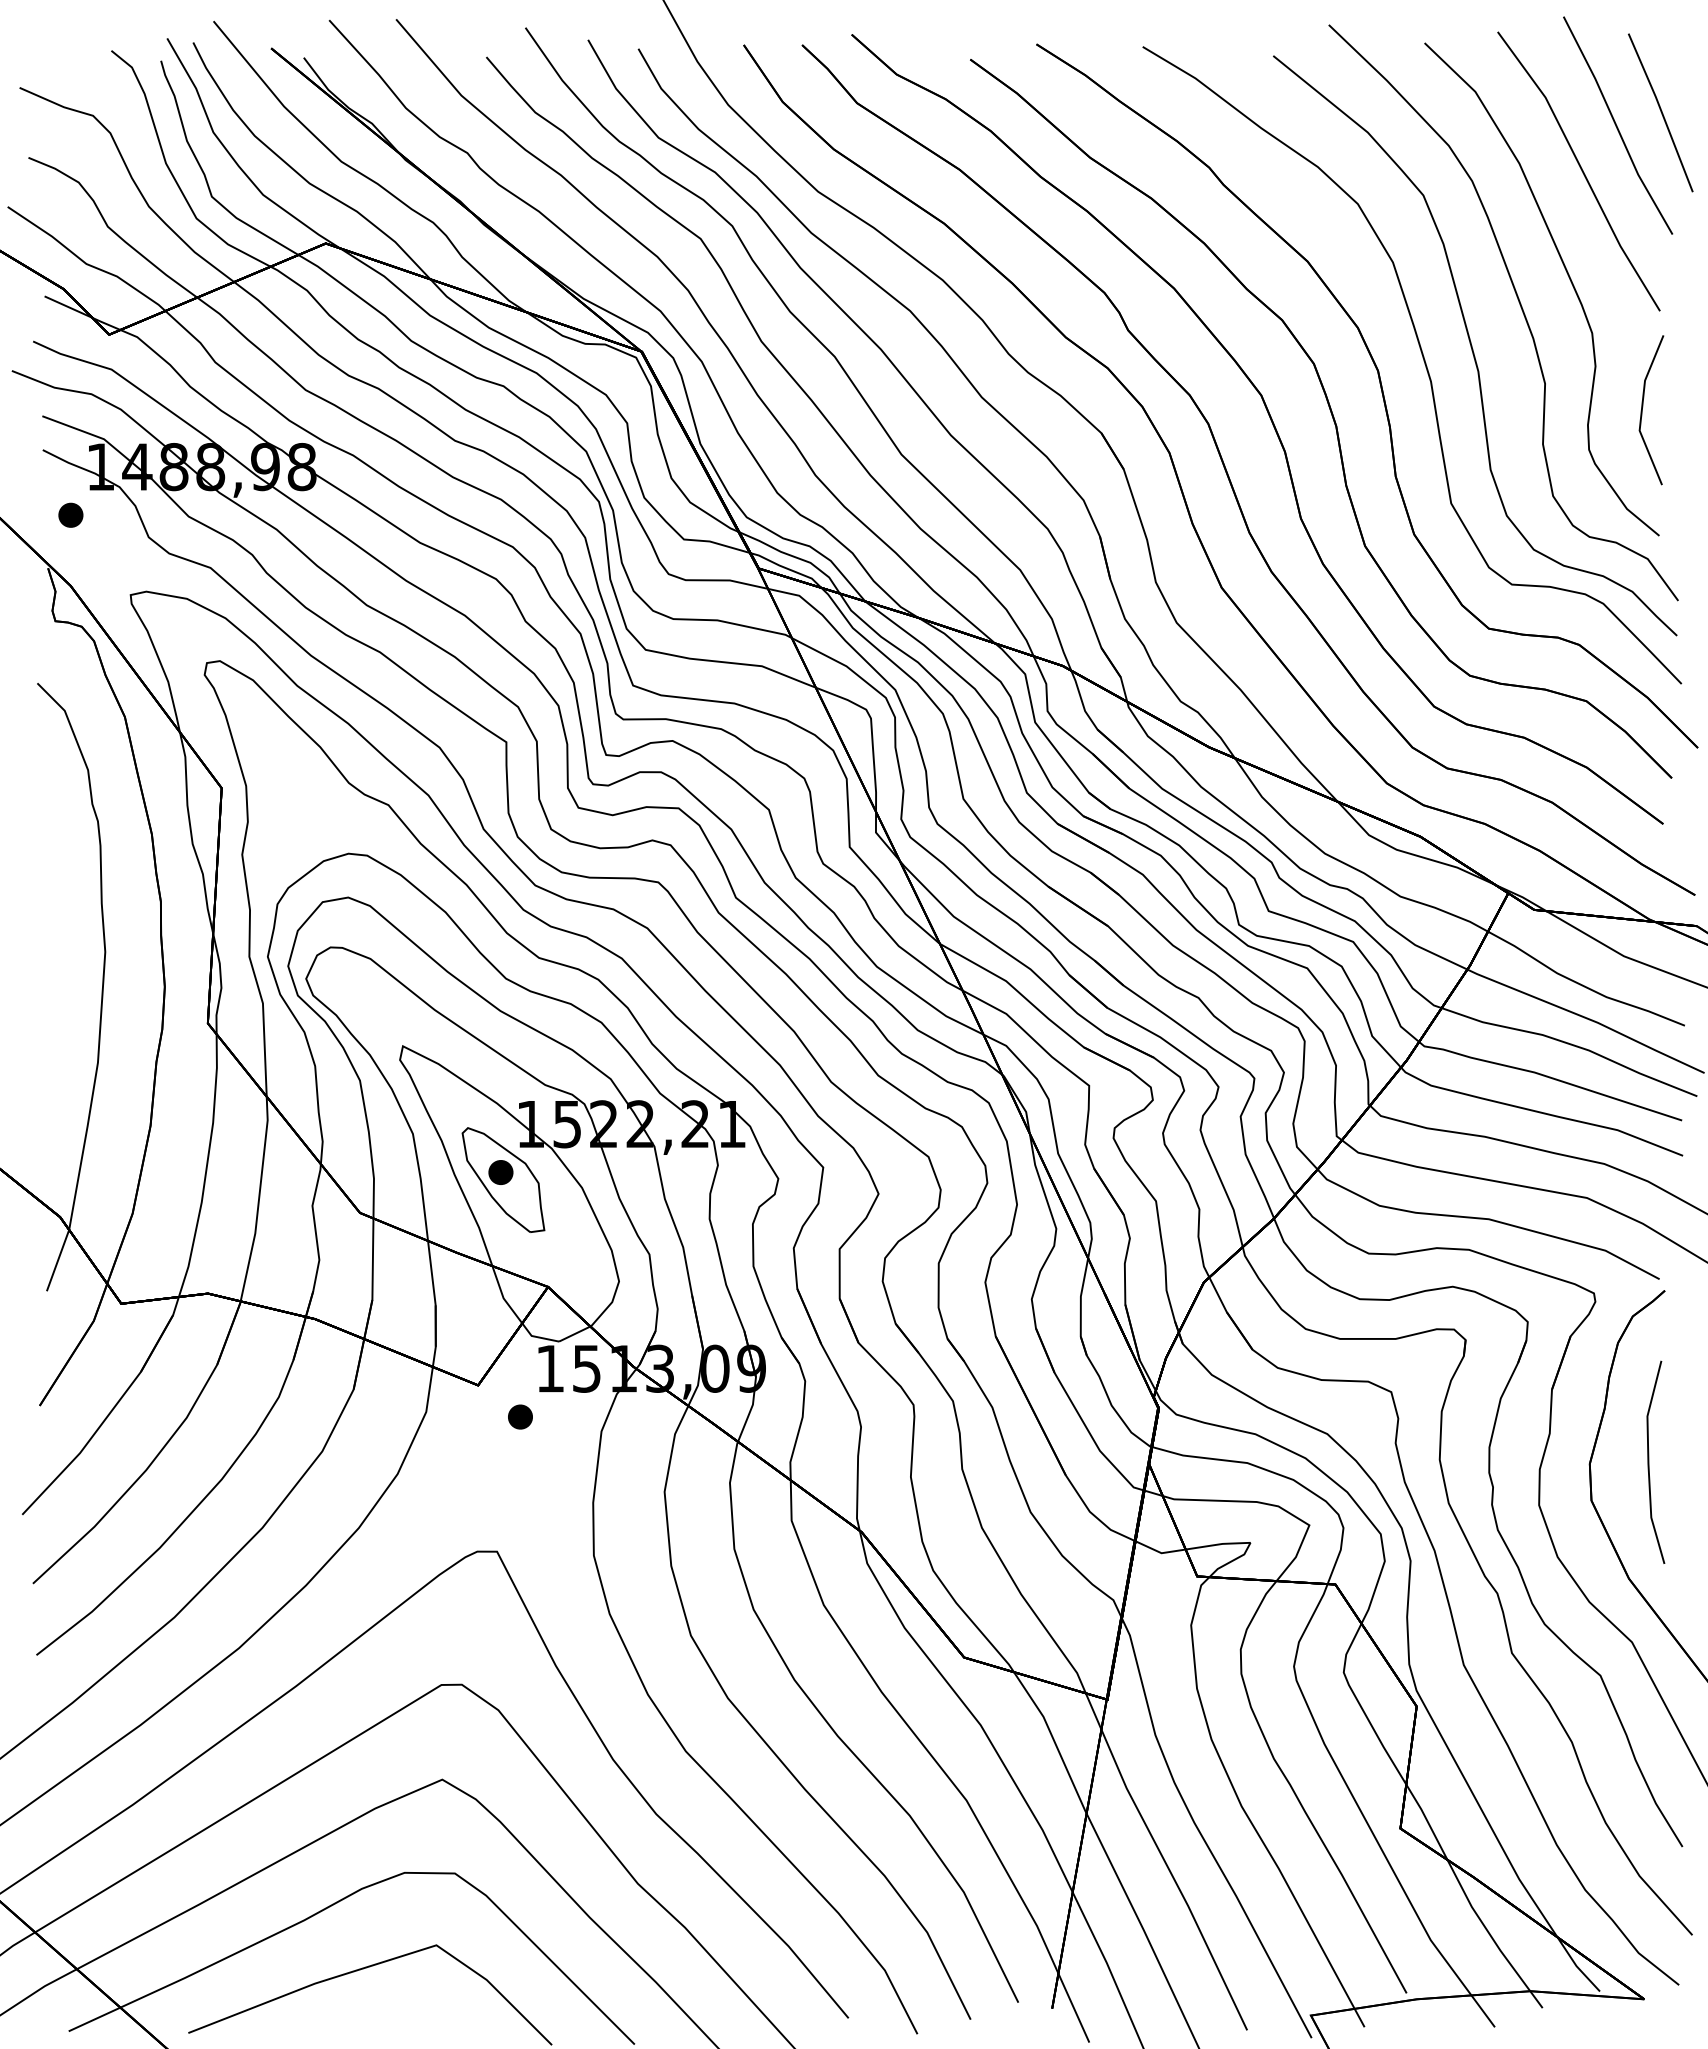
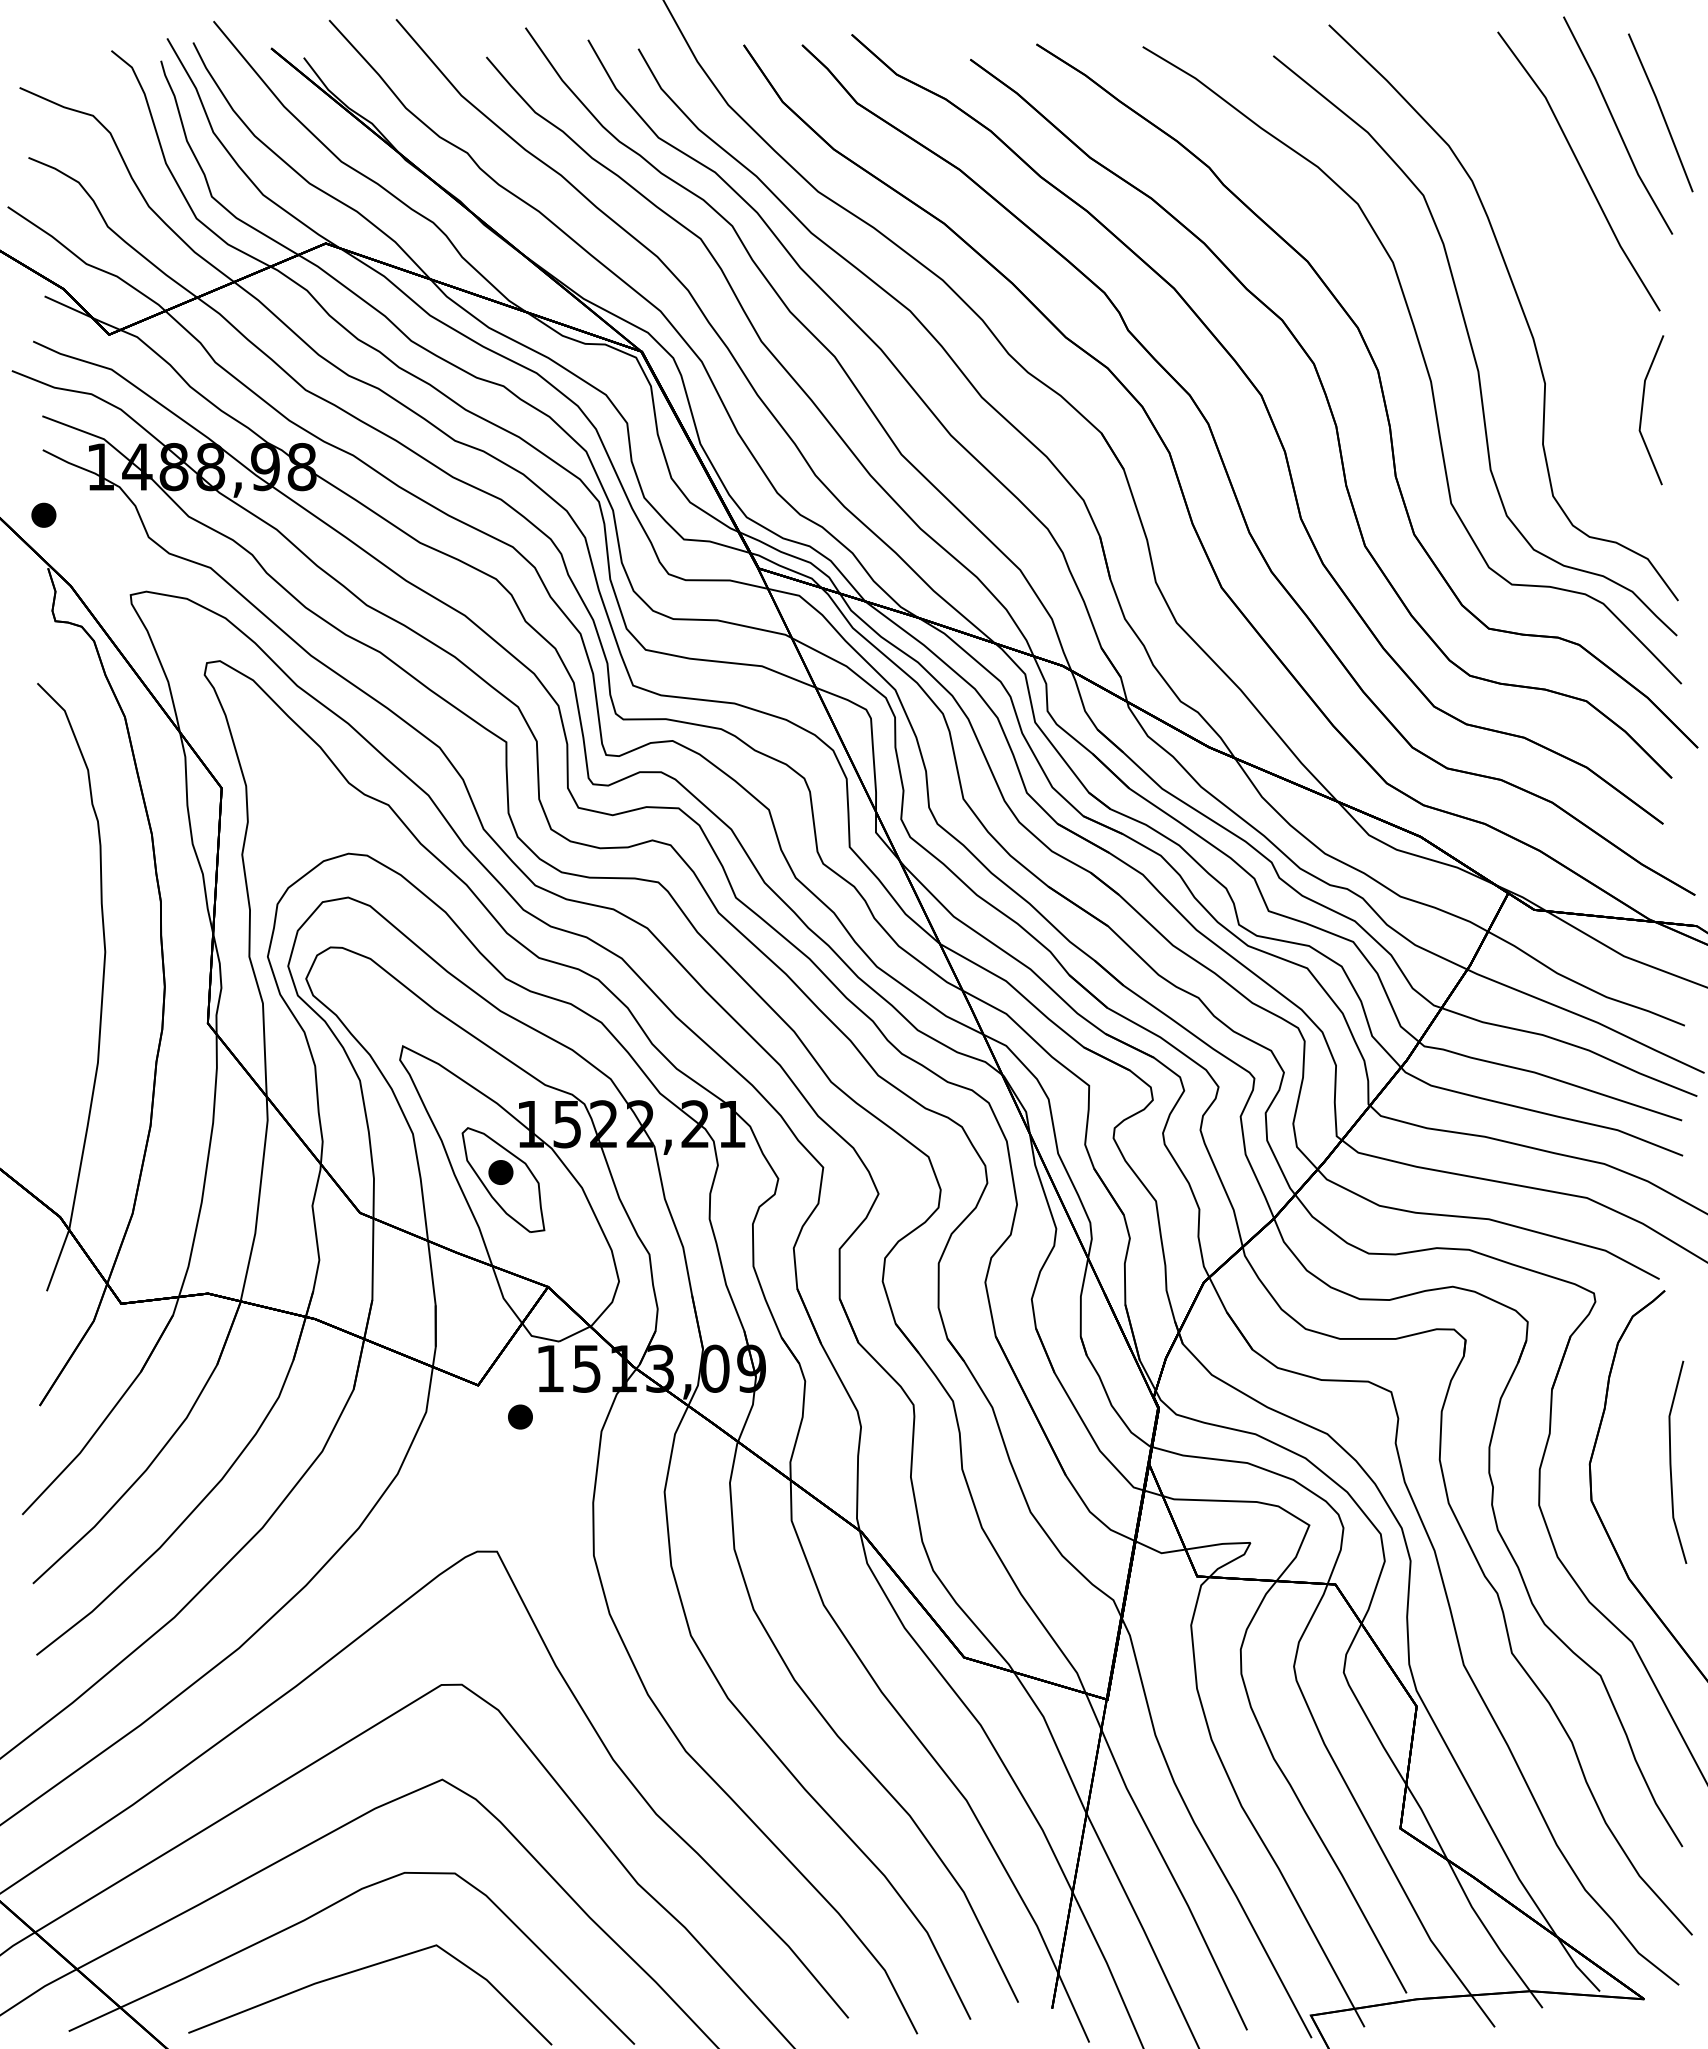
part: present -> none (1567, 275)
part position: (70, 514) -> (43, 514) (43, 514)
part position: (1655, 1461) -> (1677, 1461) (1677, 1461)
